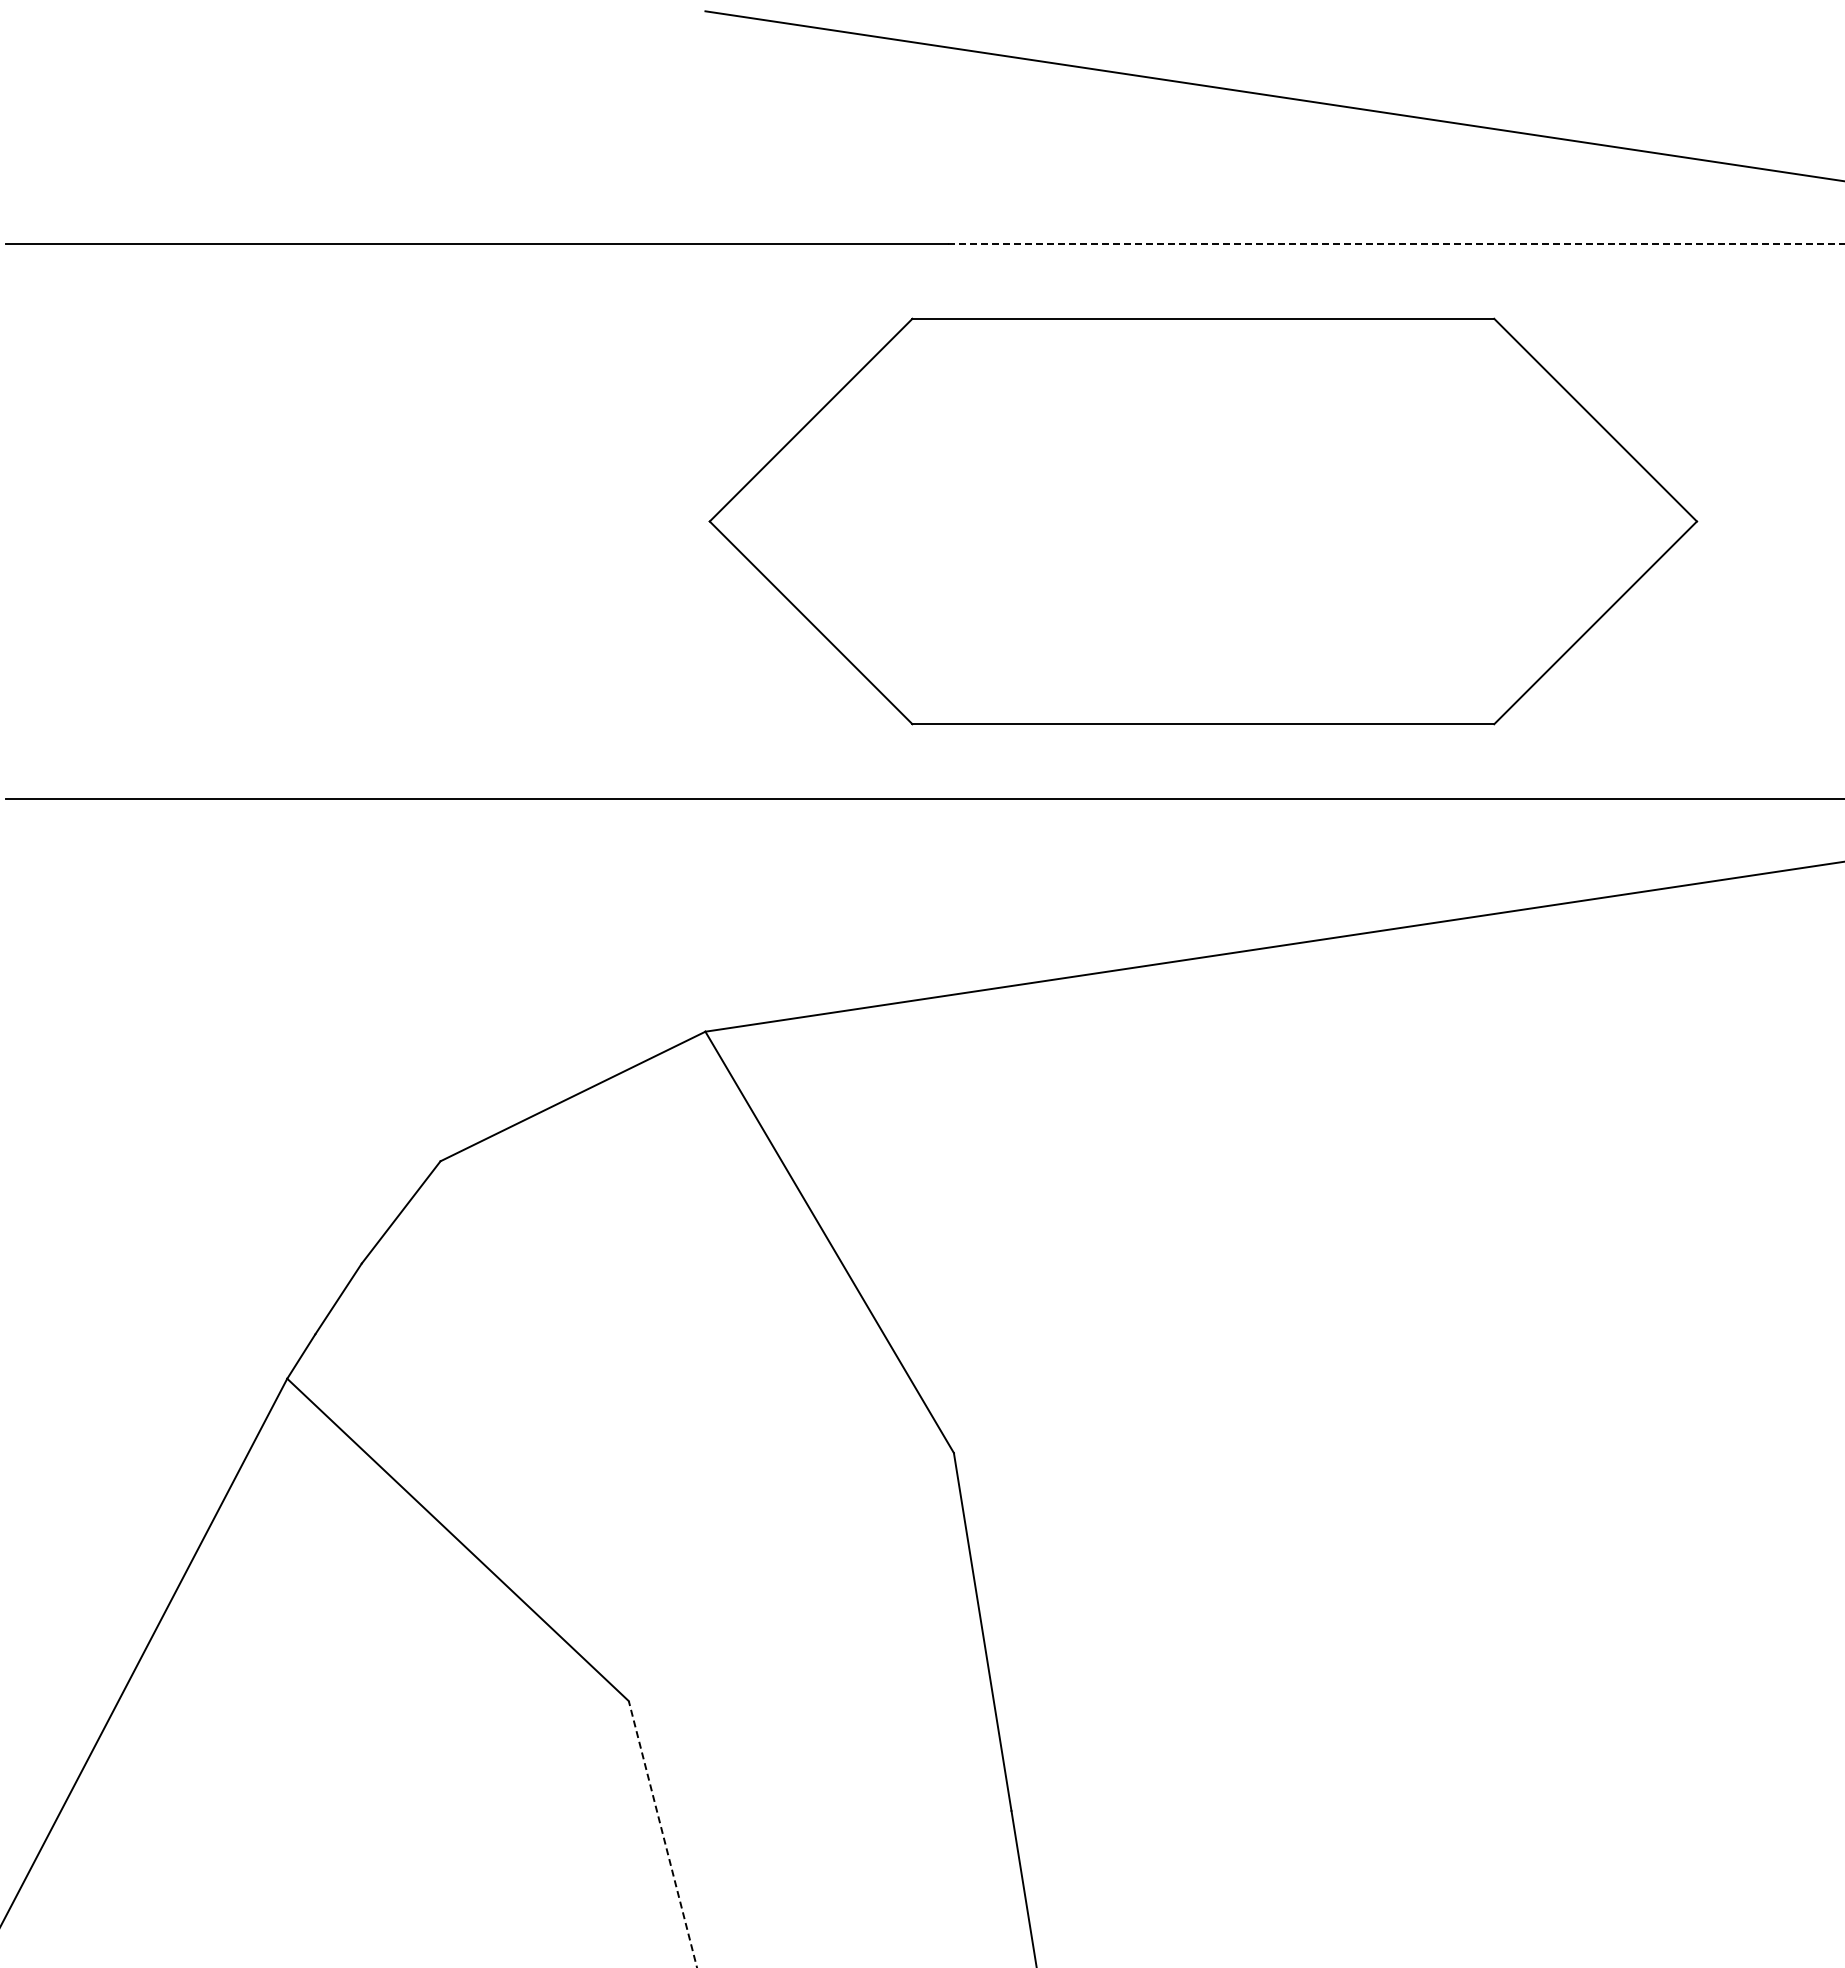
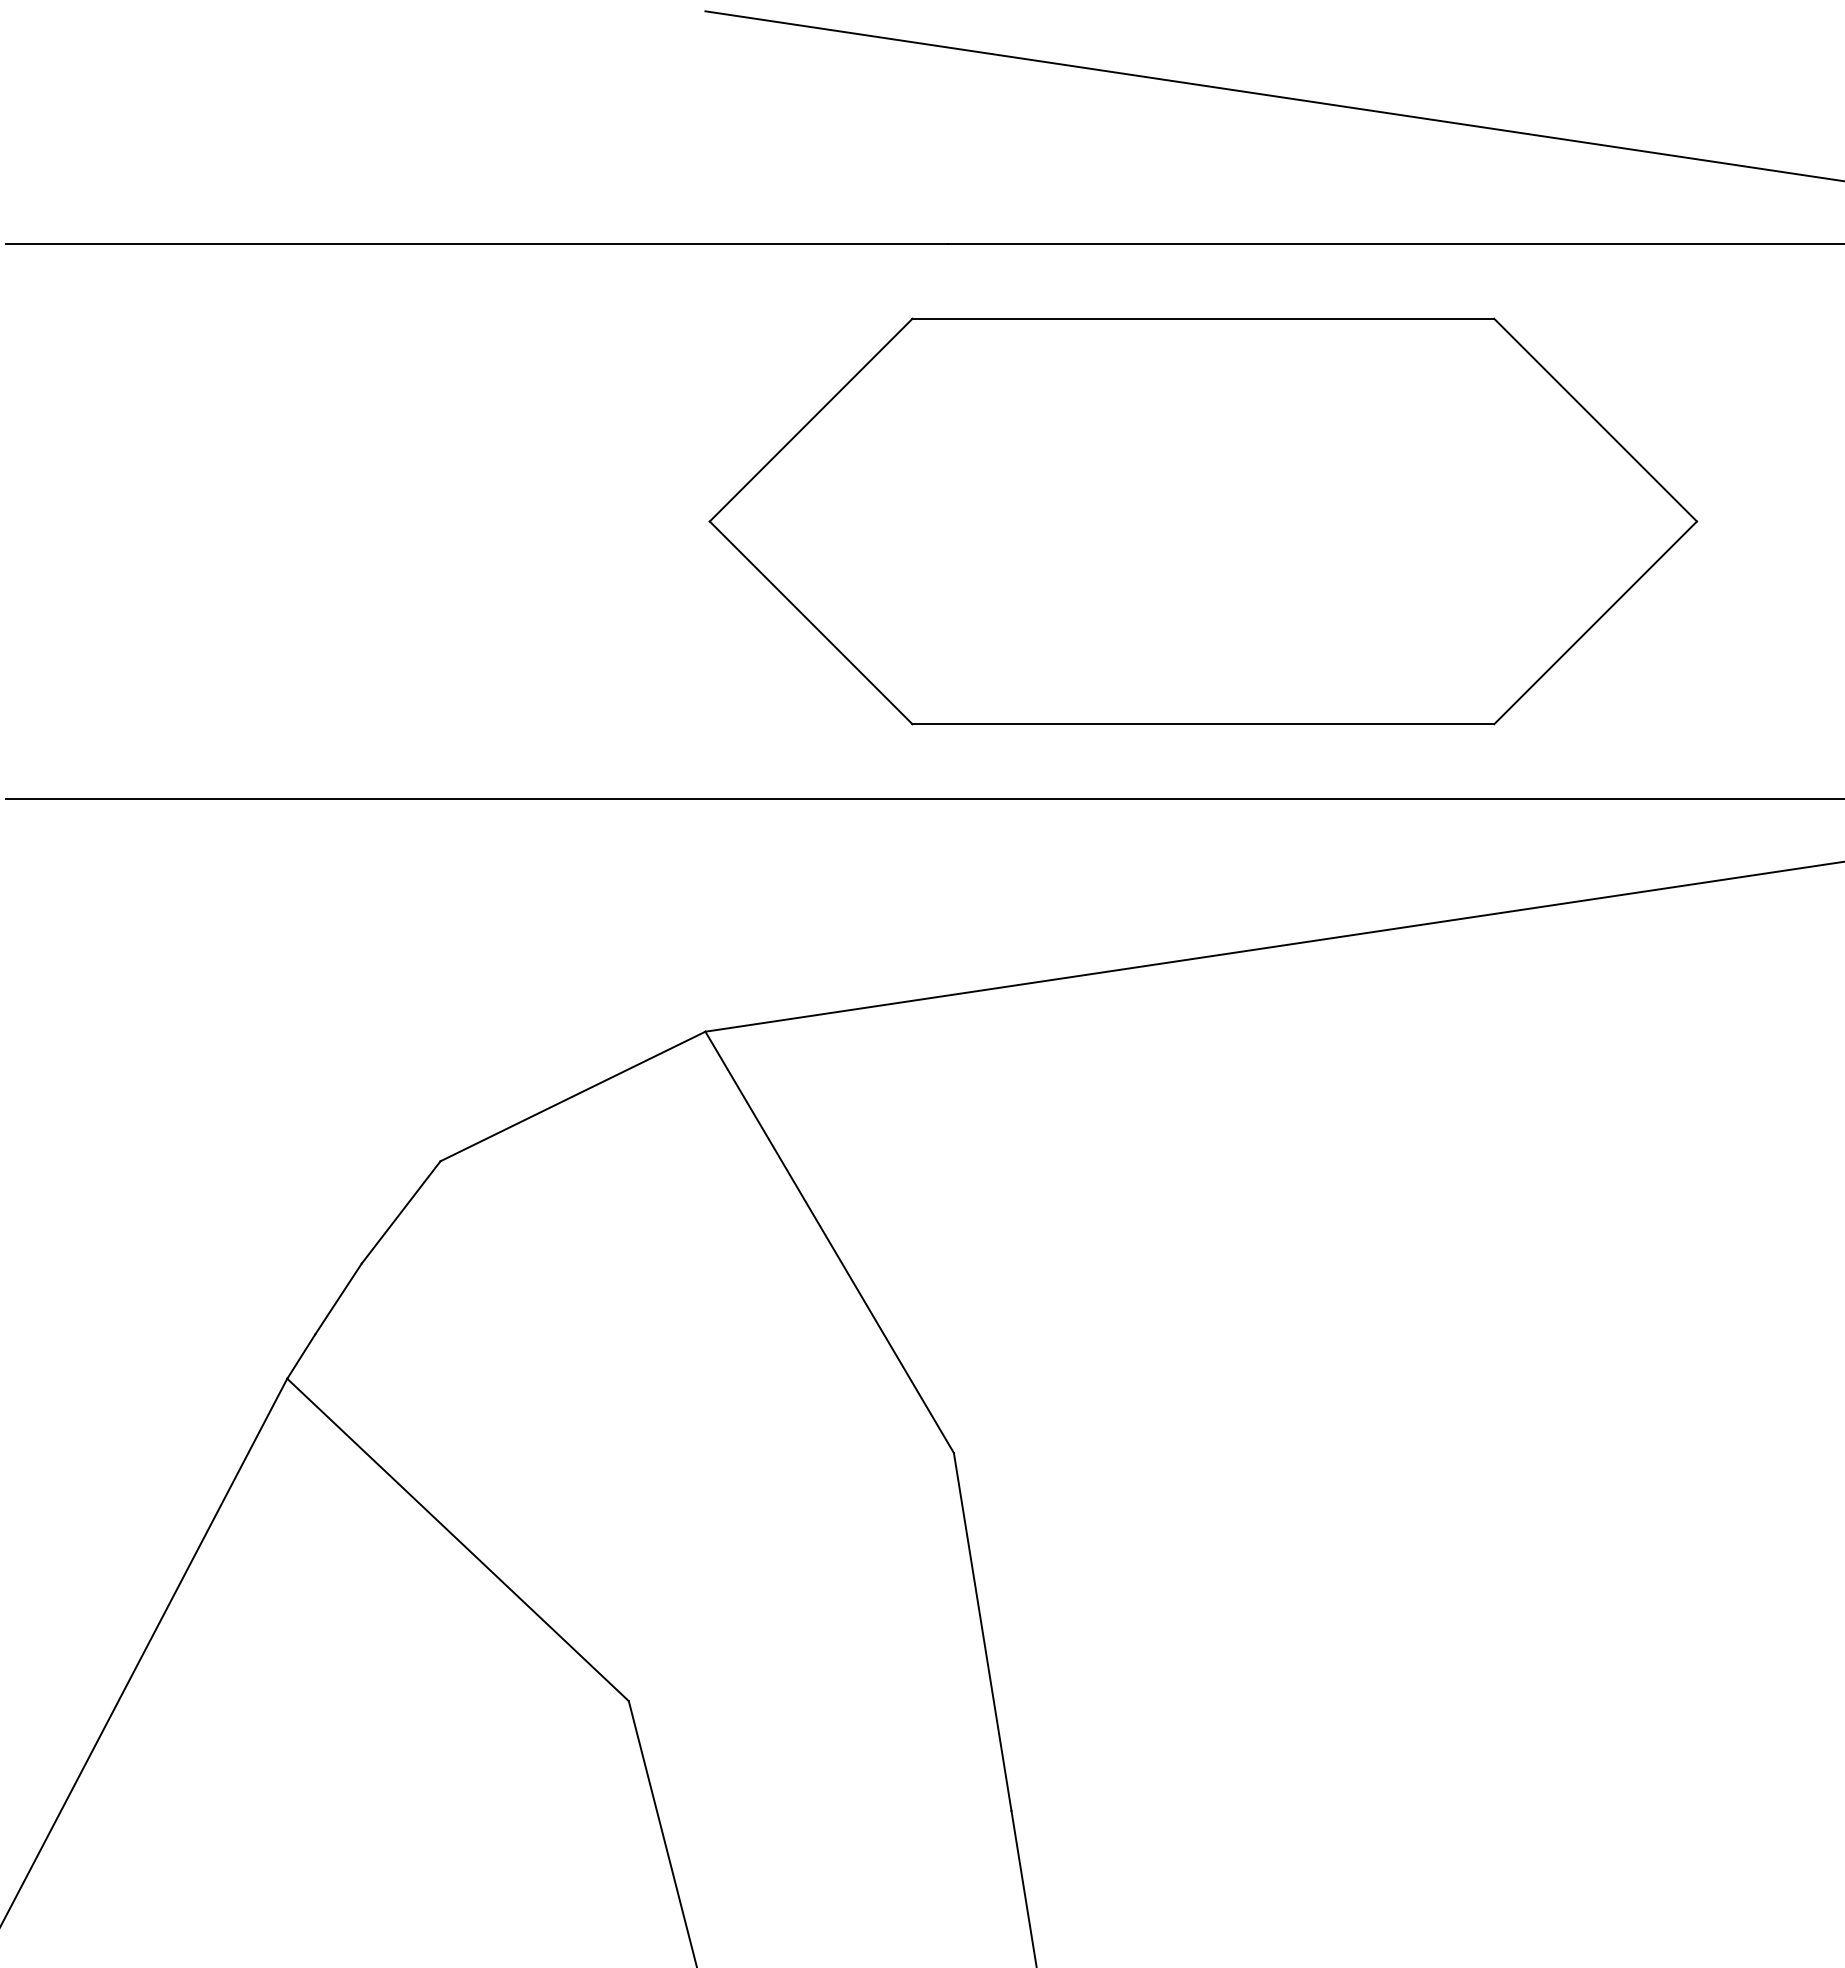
line: dashed -> solid (1396, 244)
line: dashed -> solid (662, 1834)
